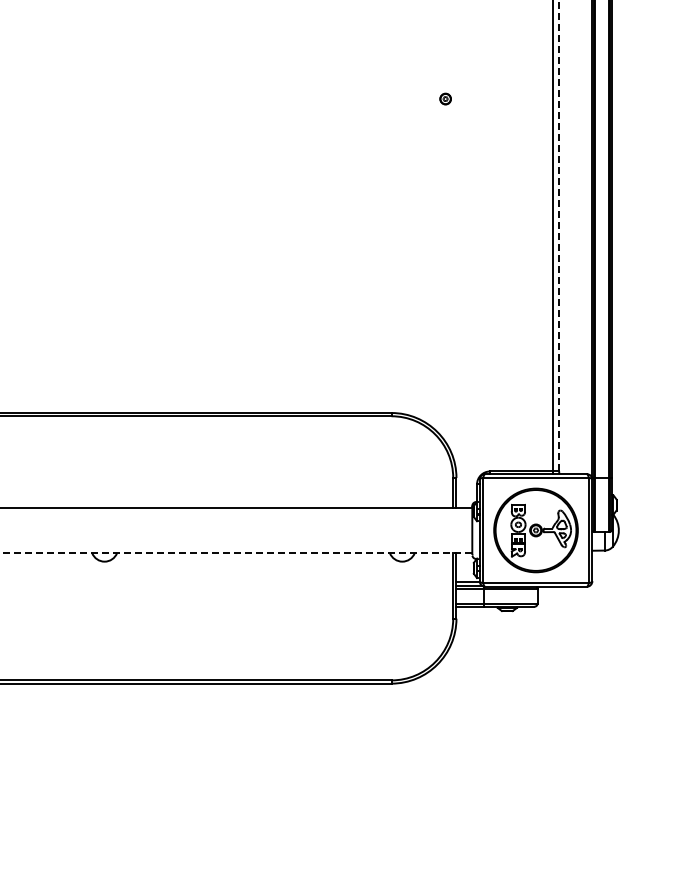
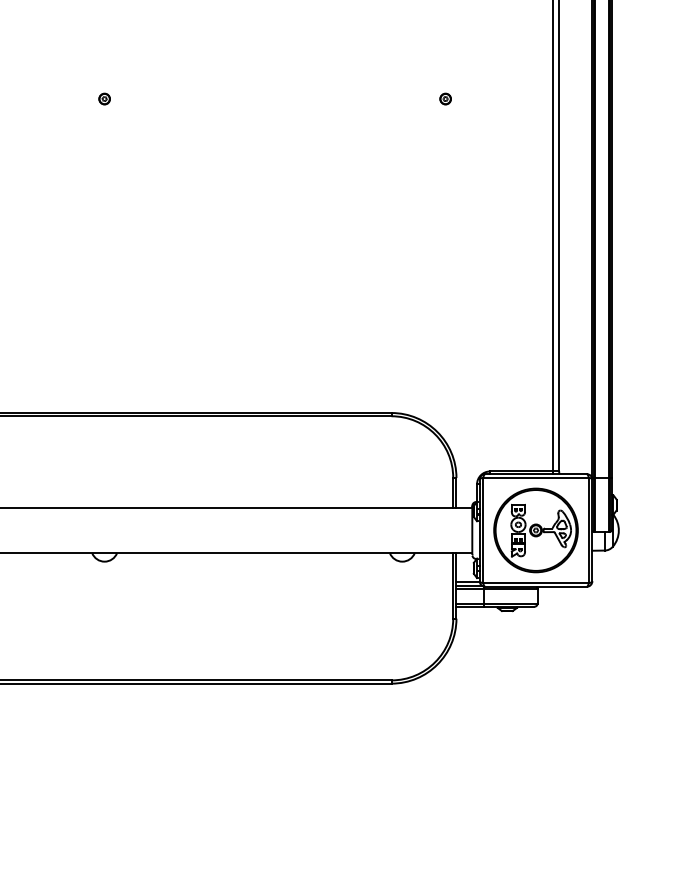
part: none -> present (104, 98)
line: dashed -> solid (559, 235)
line: dashed -> solid (236, 553)
